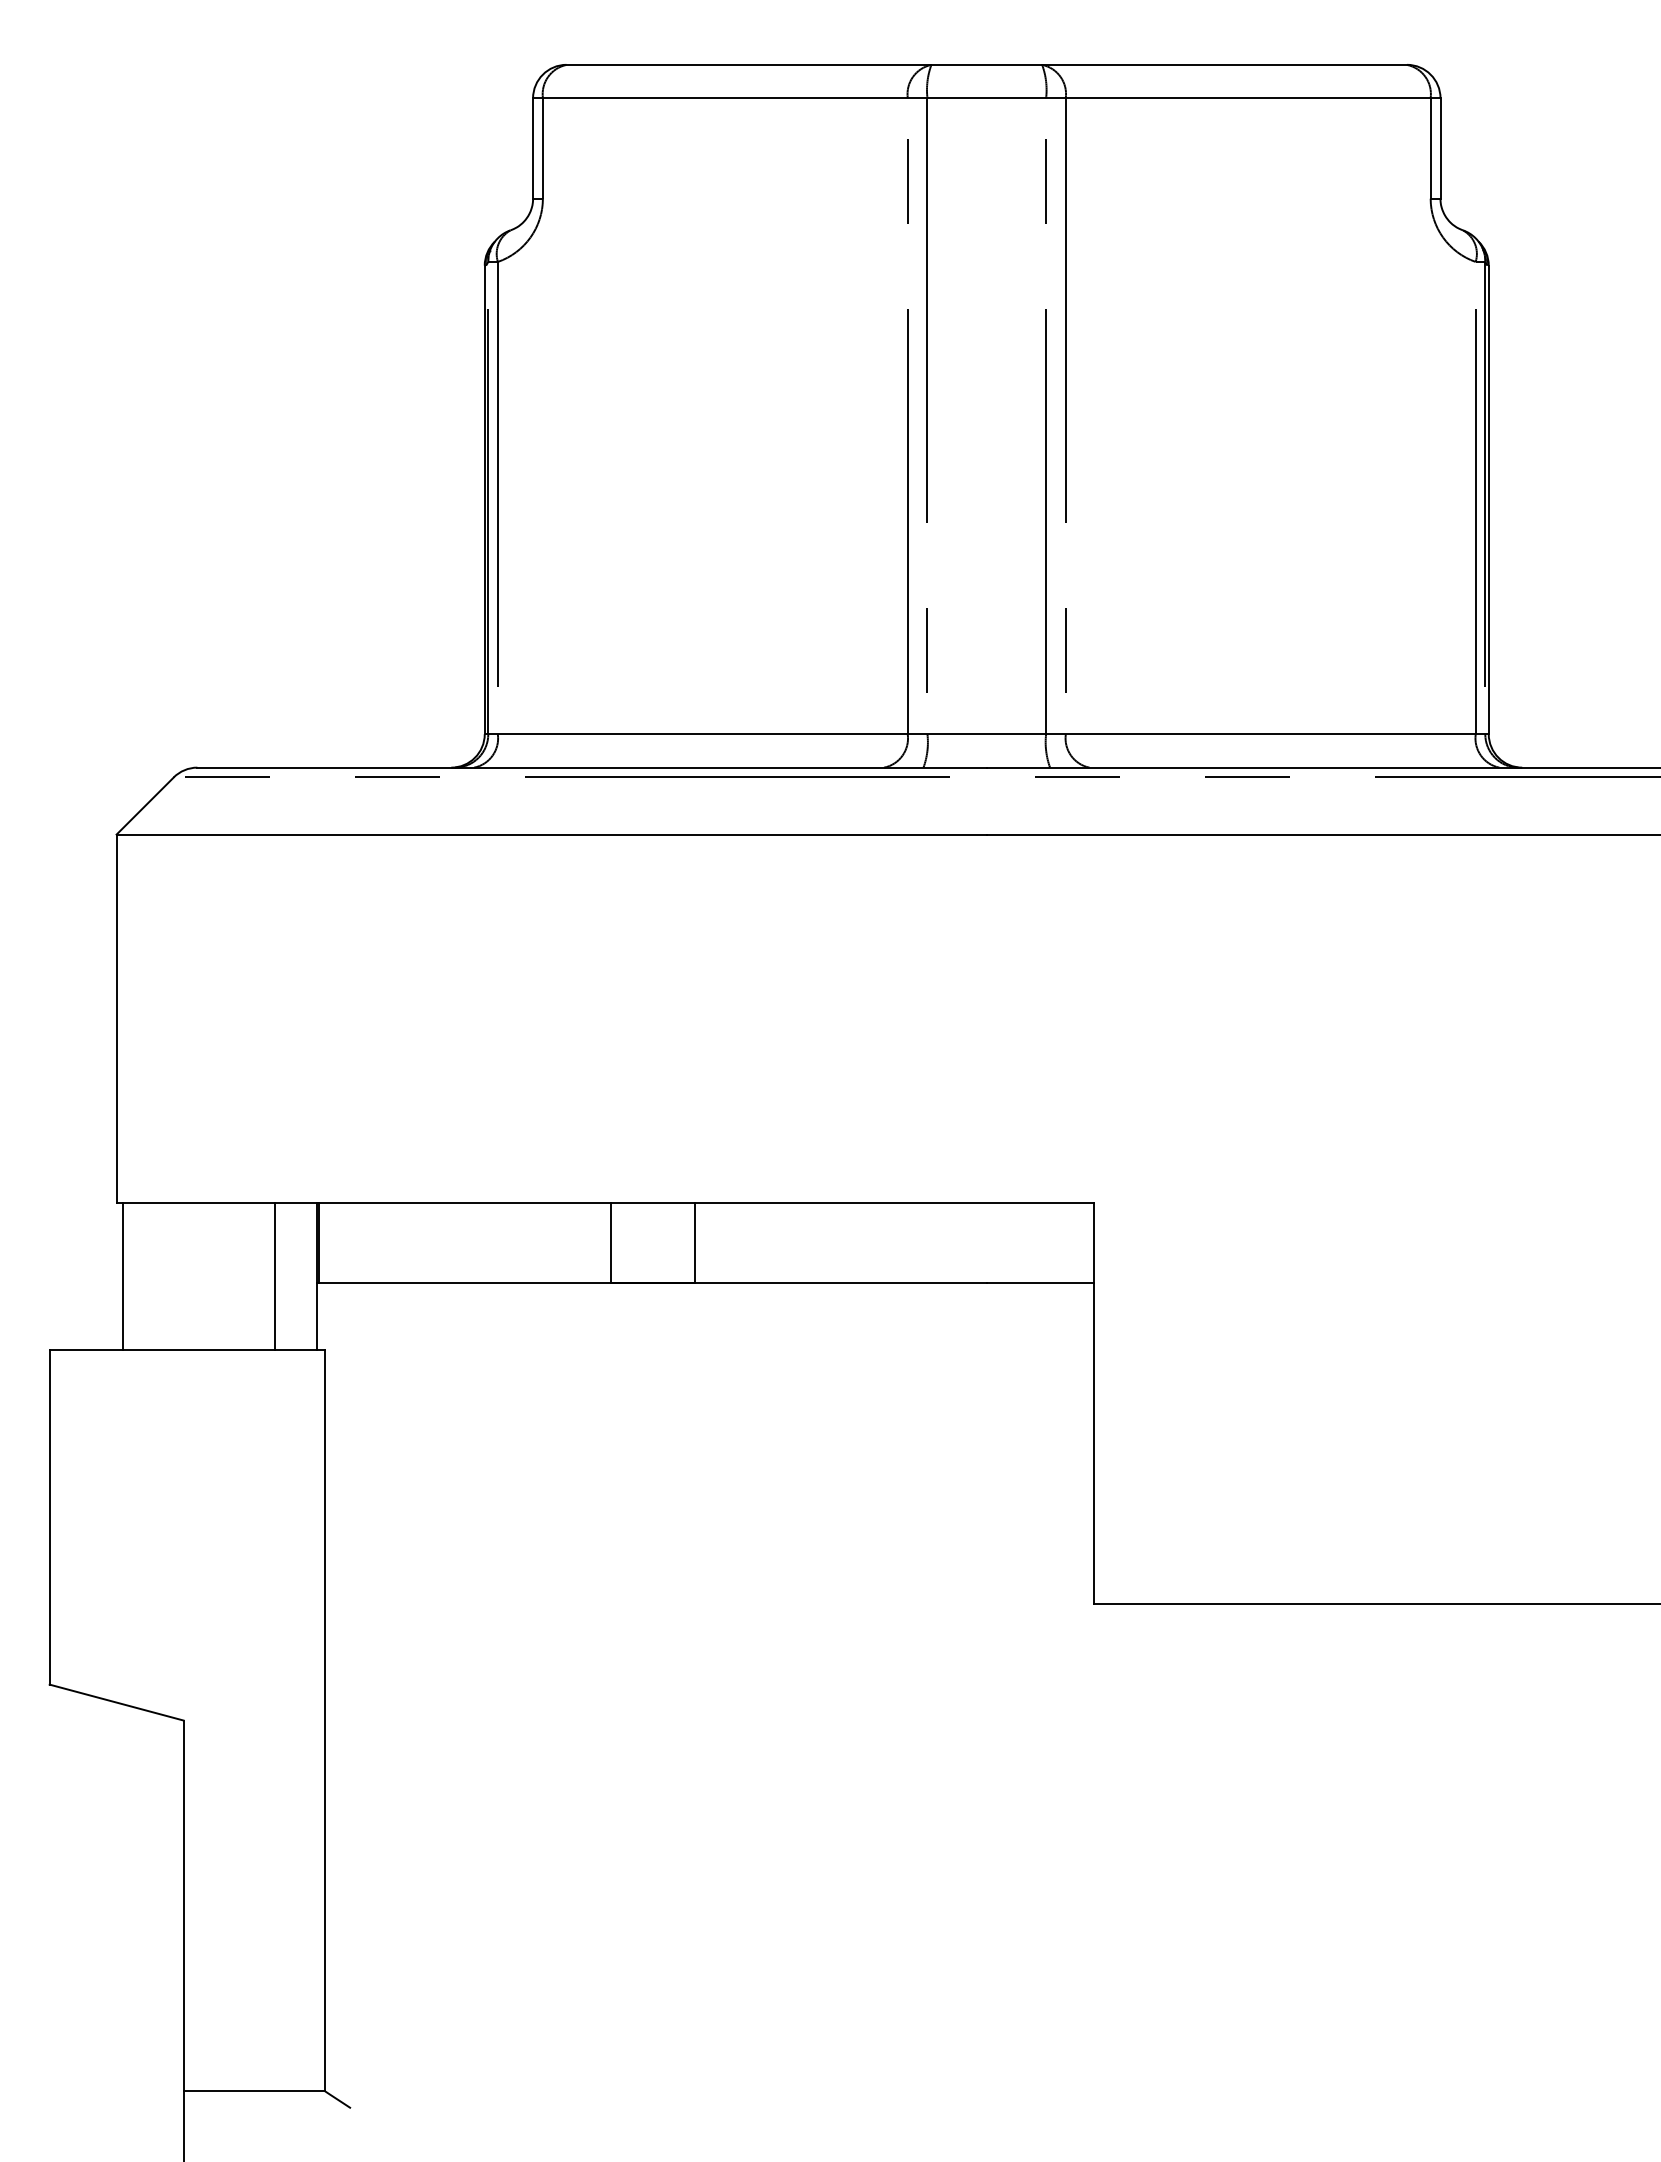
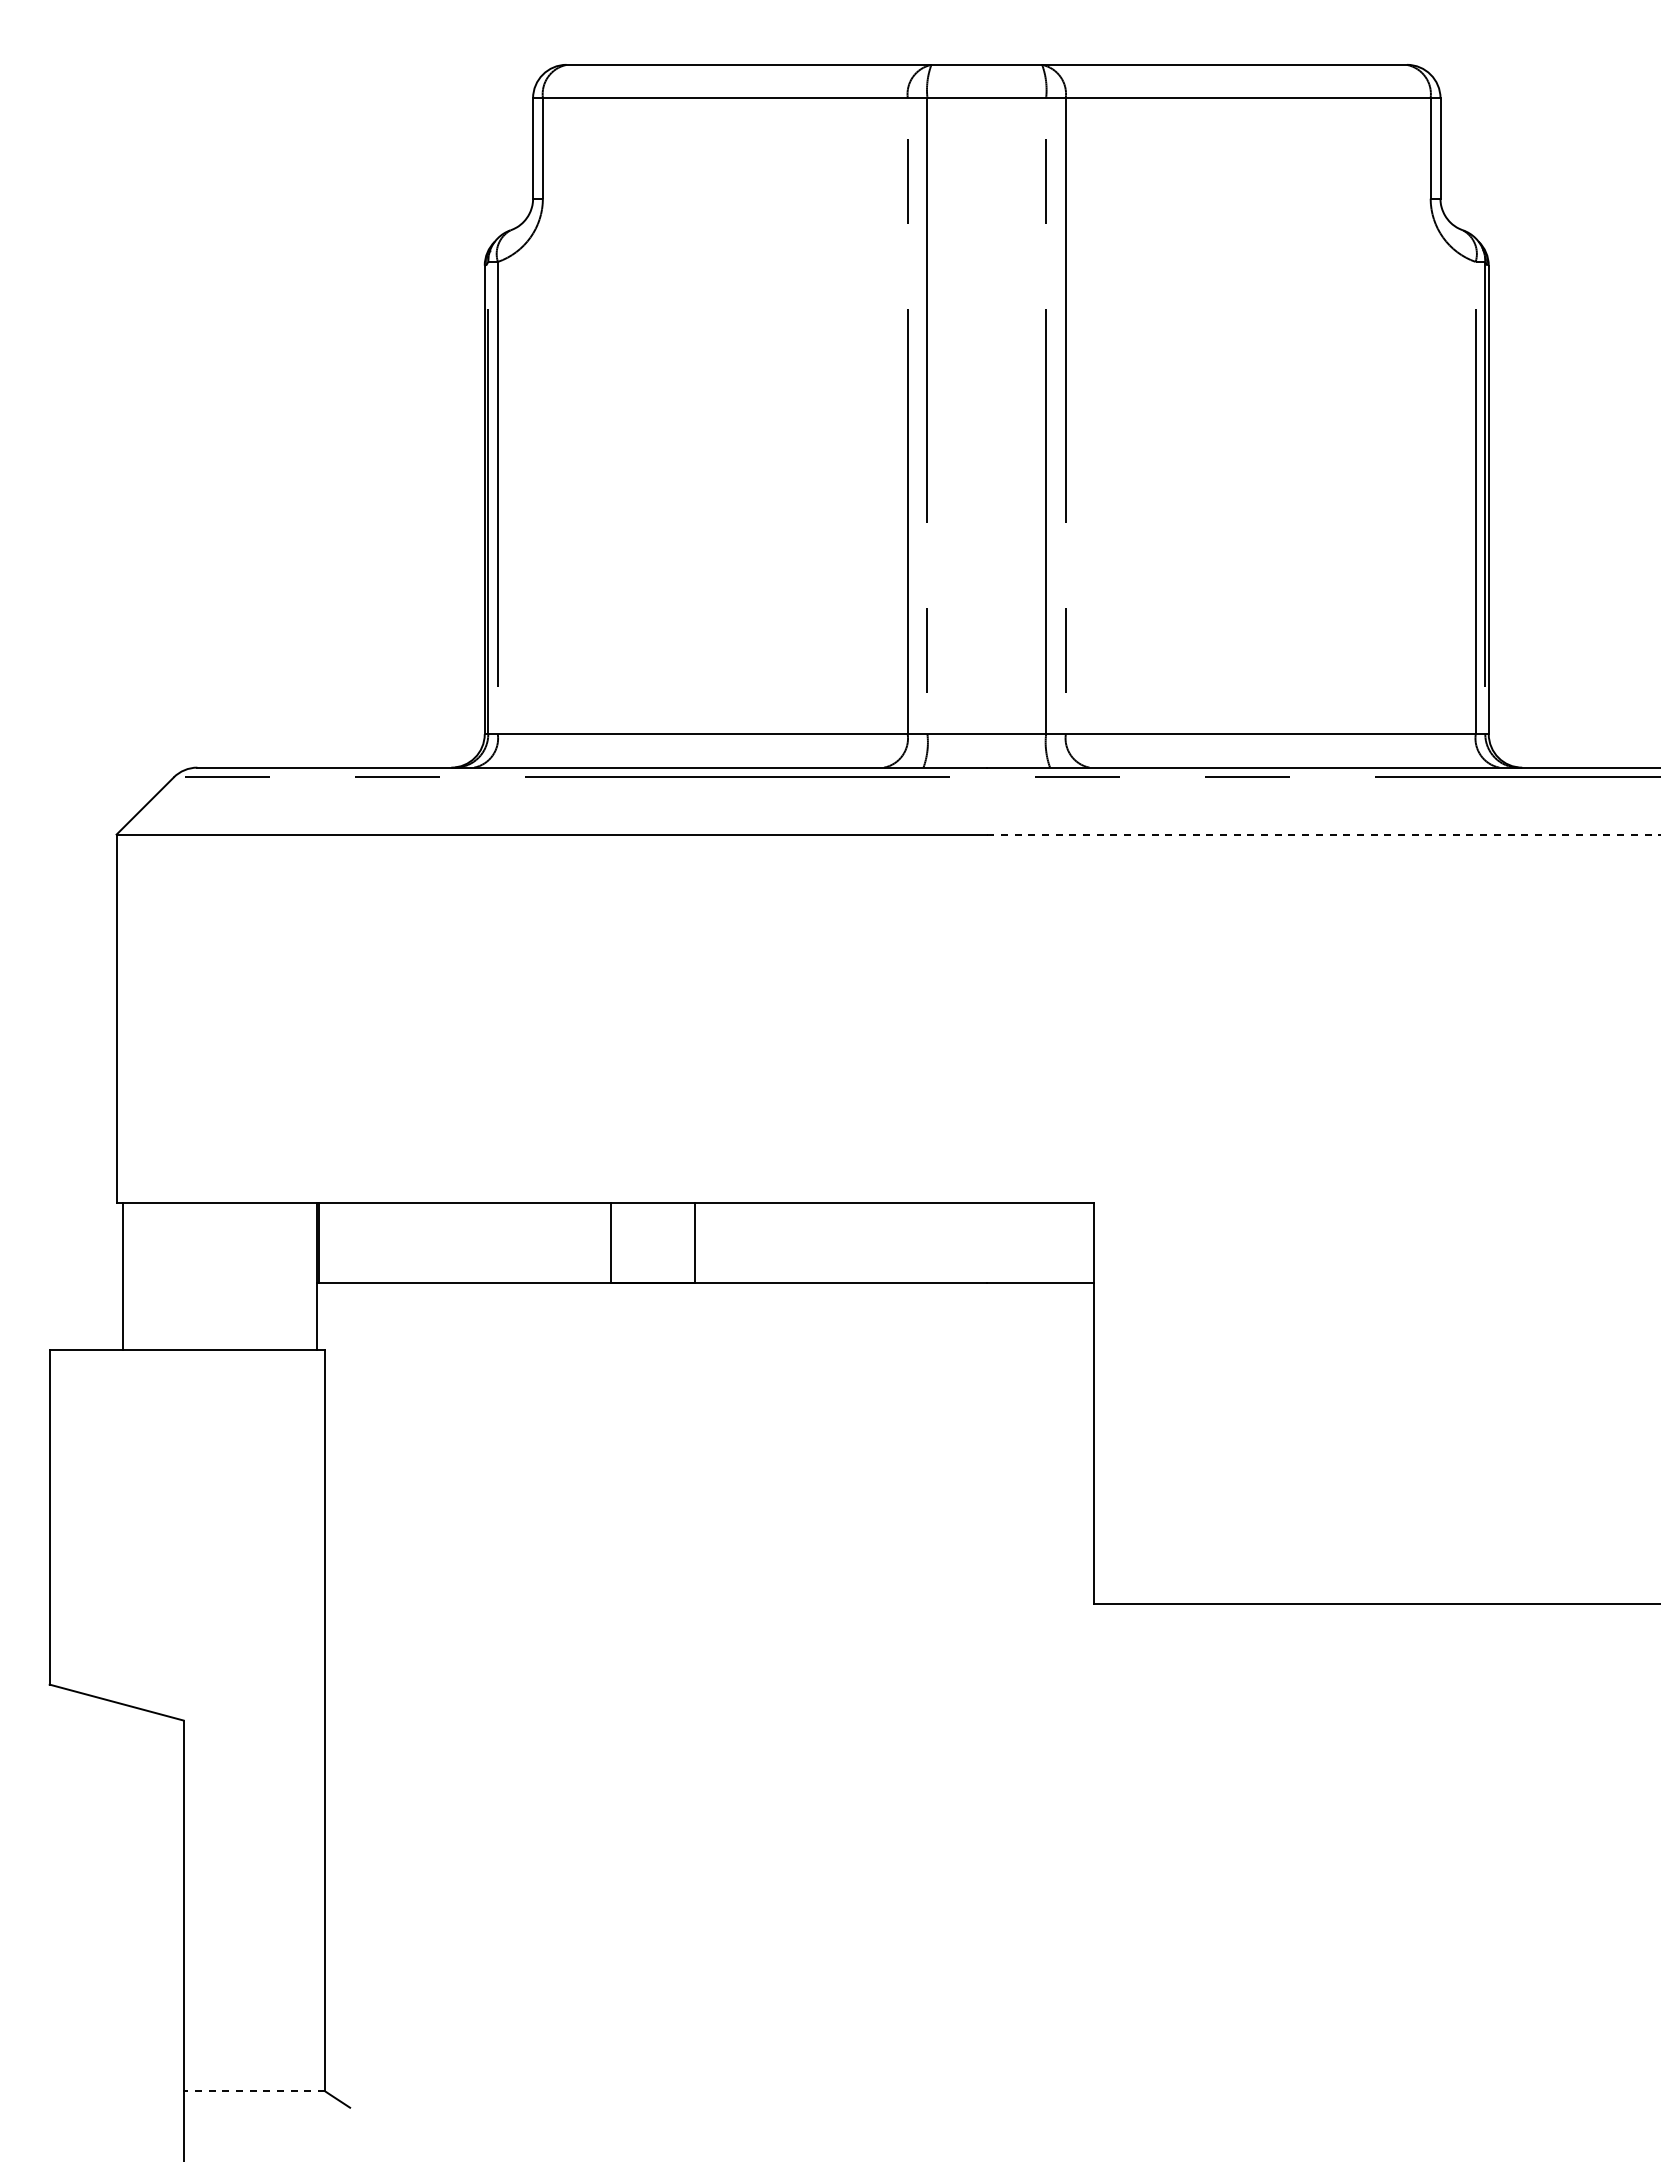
line: solid -> dashed (1323, 834)
line: present -> none (275, 1275)
line: solid -> dashed (254, 2091)
